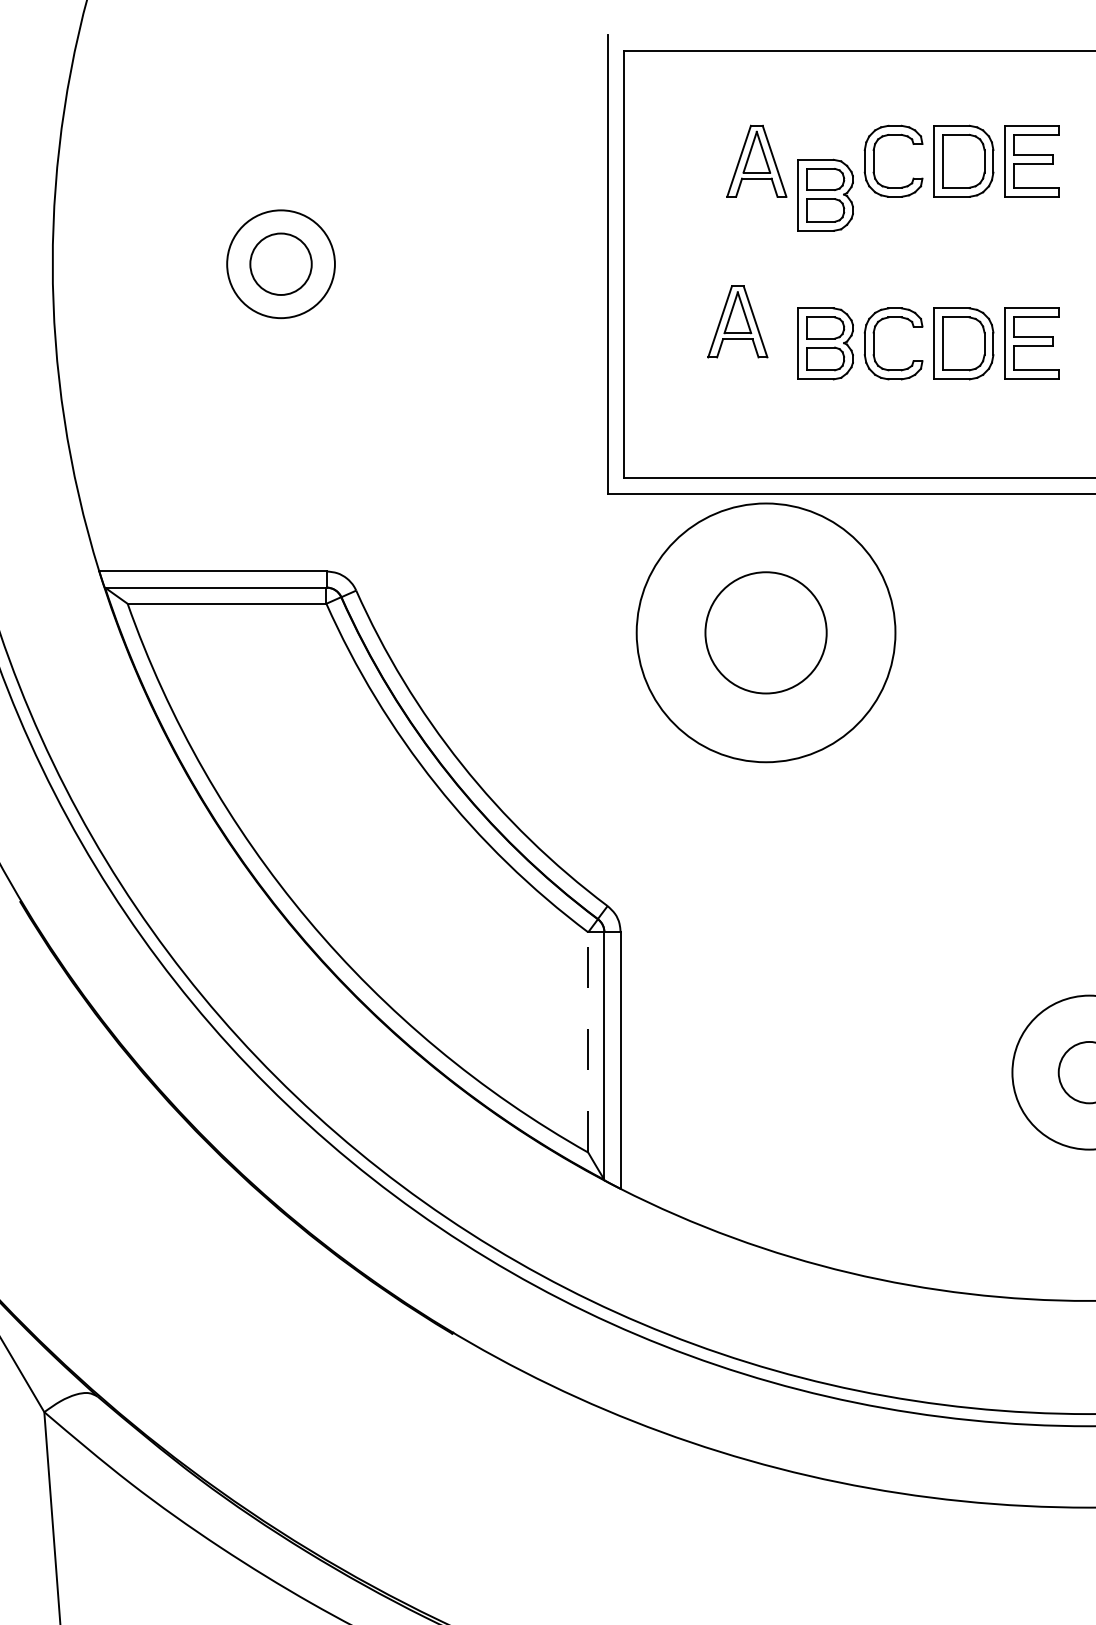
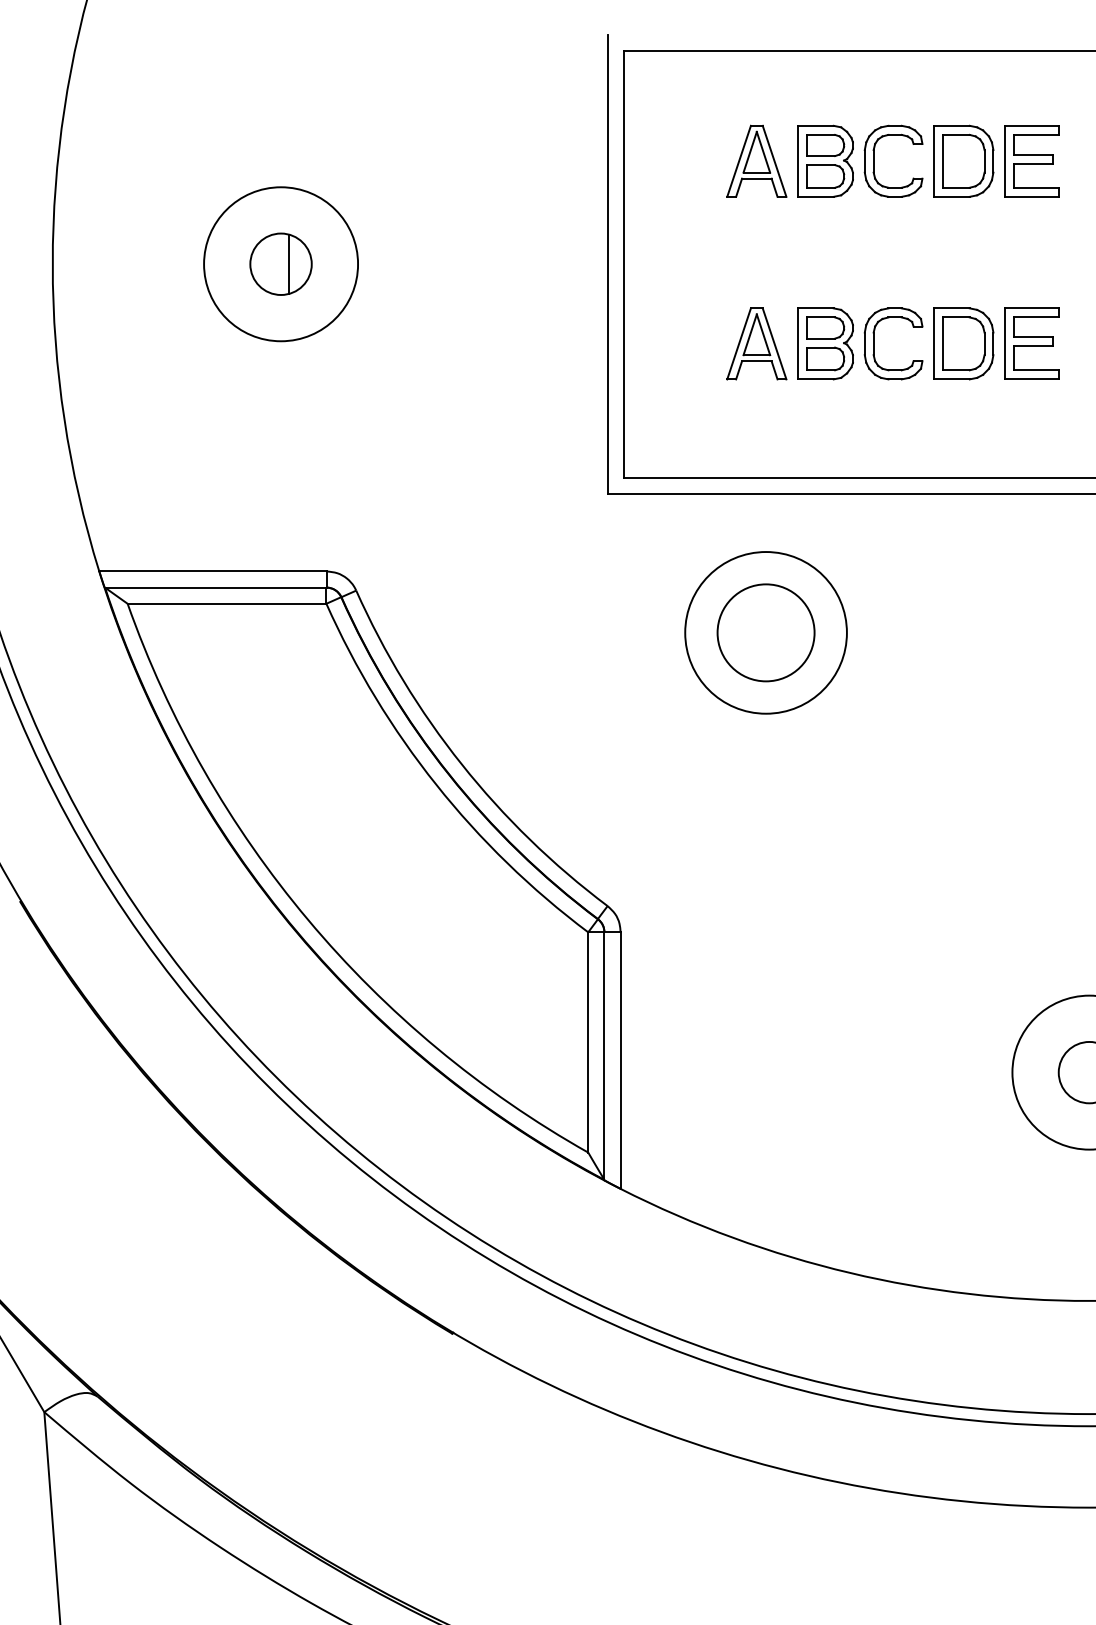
part position: (825, 194) -> (825, 160) (825, 160)
line: none -> present (289, 263)
circle diameter: 108 px -> 154 px (281, 264)
part position: (737, 321) -> (756, 343) (756, 343)
circle diameter: 121 px -> 97 px (765, 632)
circle diameter: 259 px -> 162 px (765, 632)
line: dashed -> solid (588, 1041)
